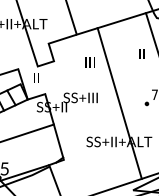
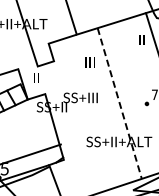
text position: (141, 53) -> (141, 39) (141, 39)
line: solid -> dashed (119, 103)
line position: (27, 132) -> (31, 153) (31, 153)
